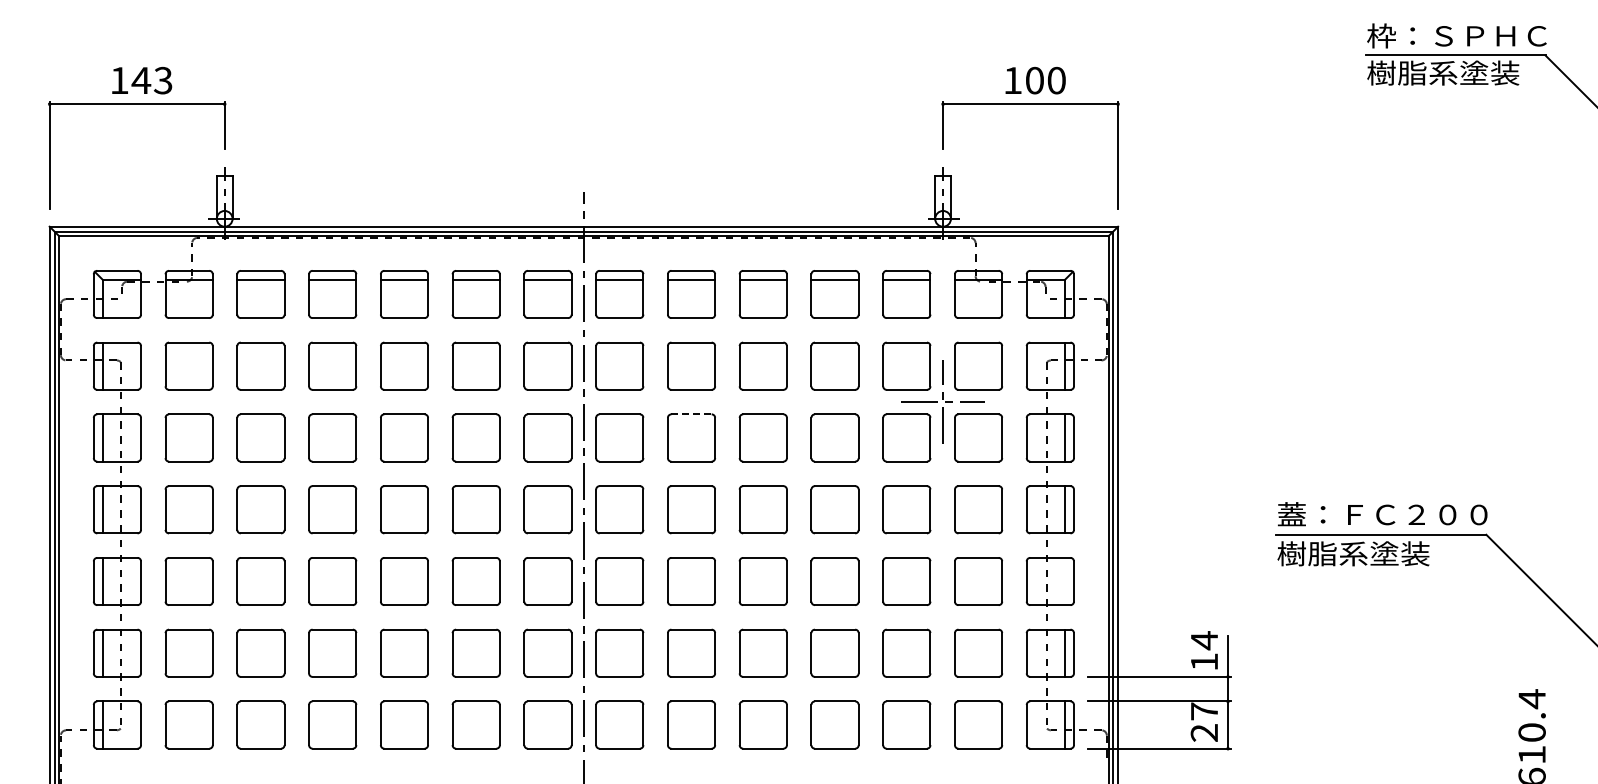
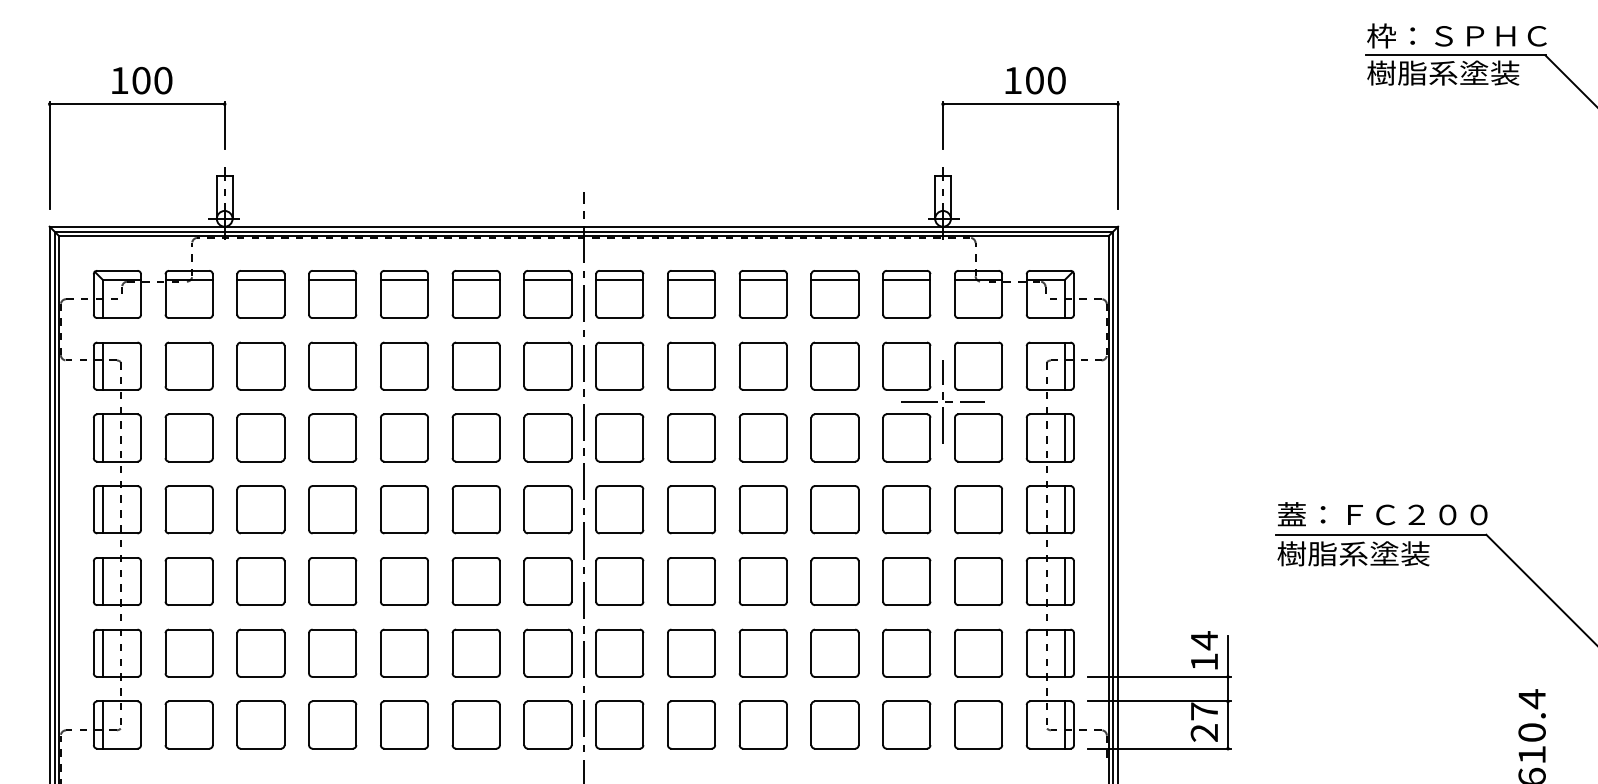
text: 143 -> 100 (151, 80)
line: dashed -> solid (692, 414)
line: none -> present (1065, 581)
